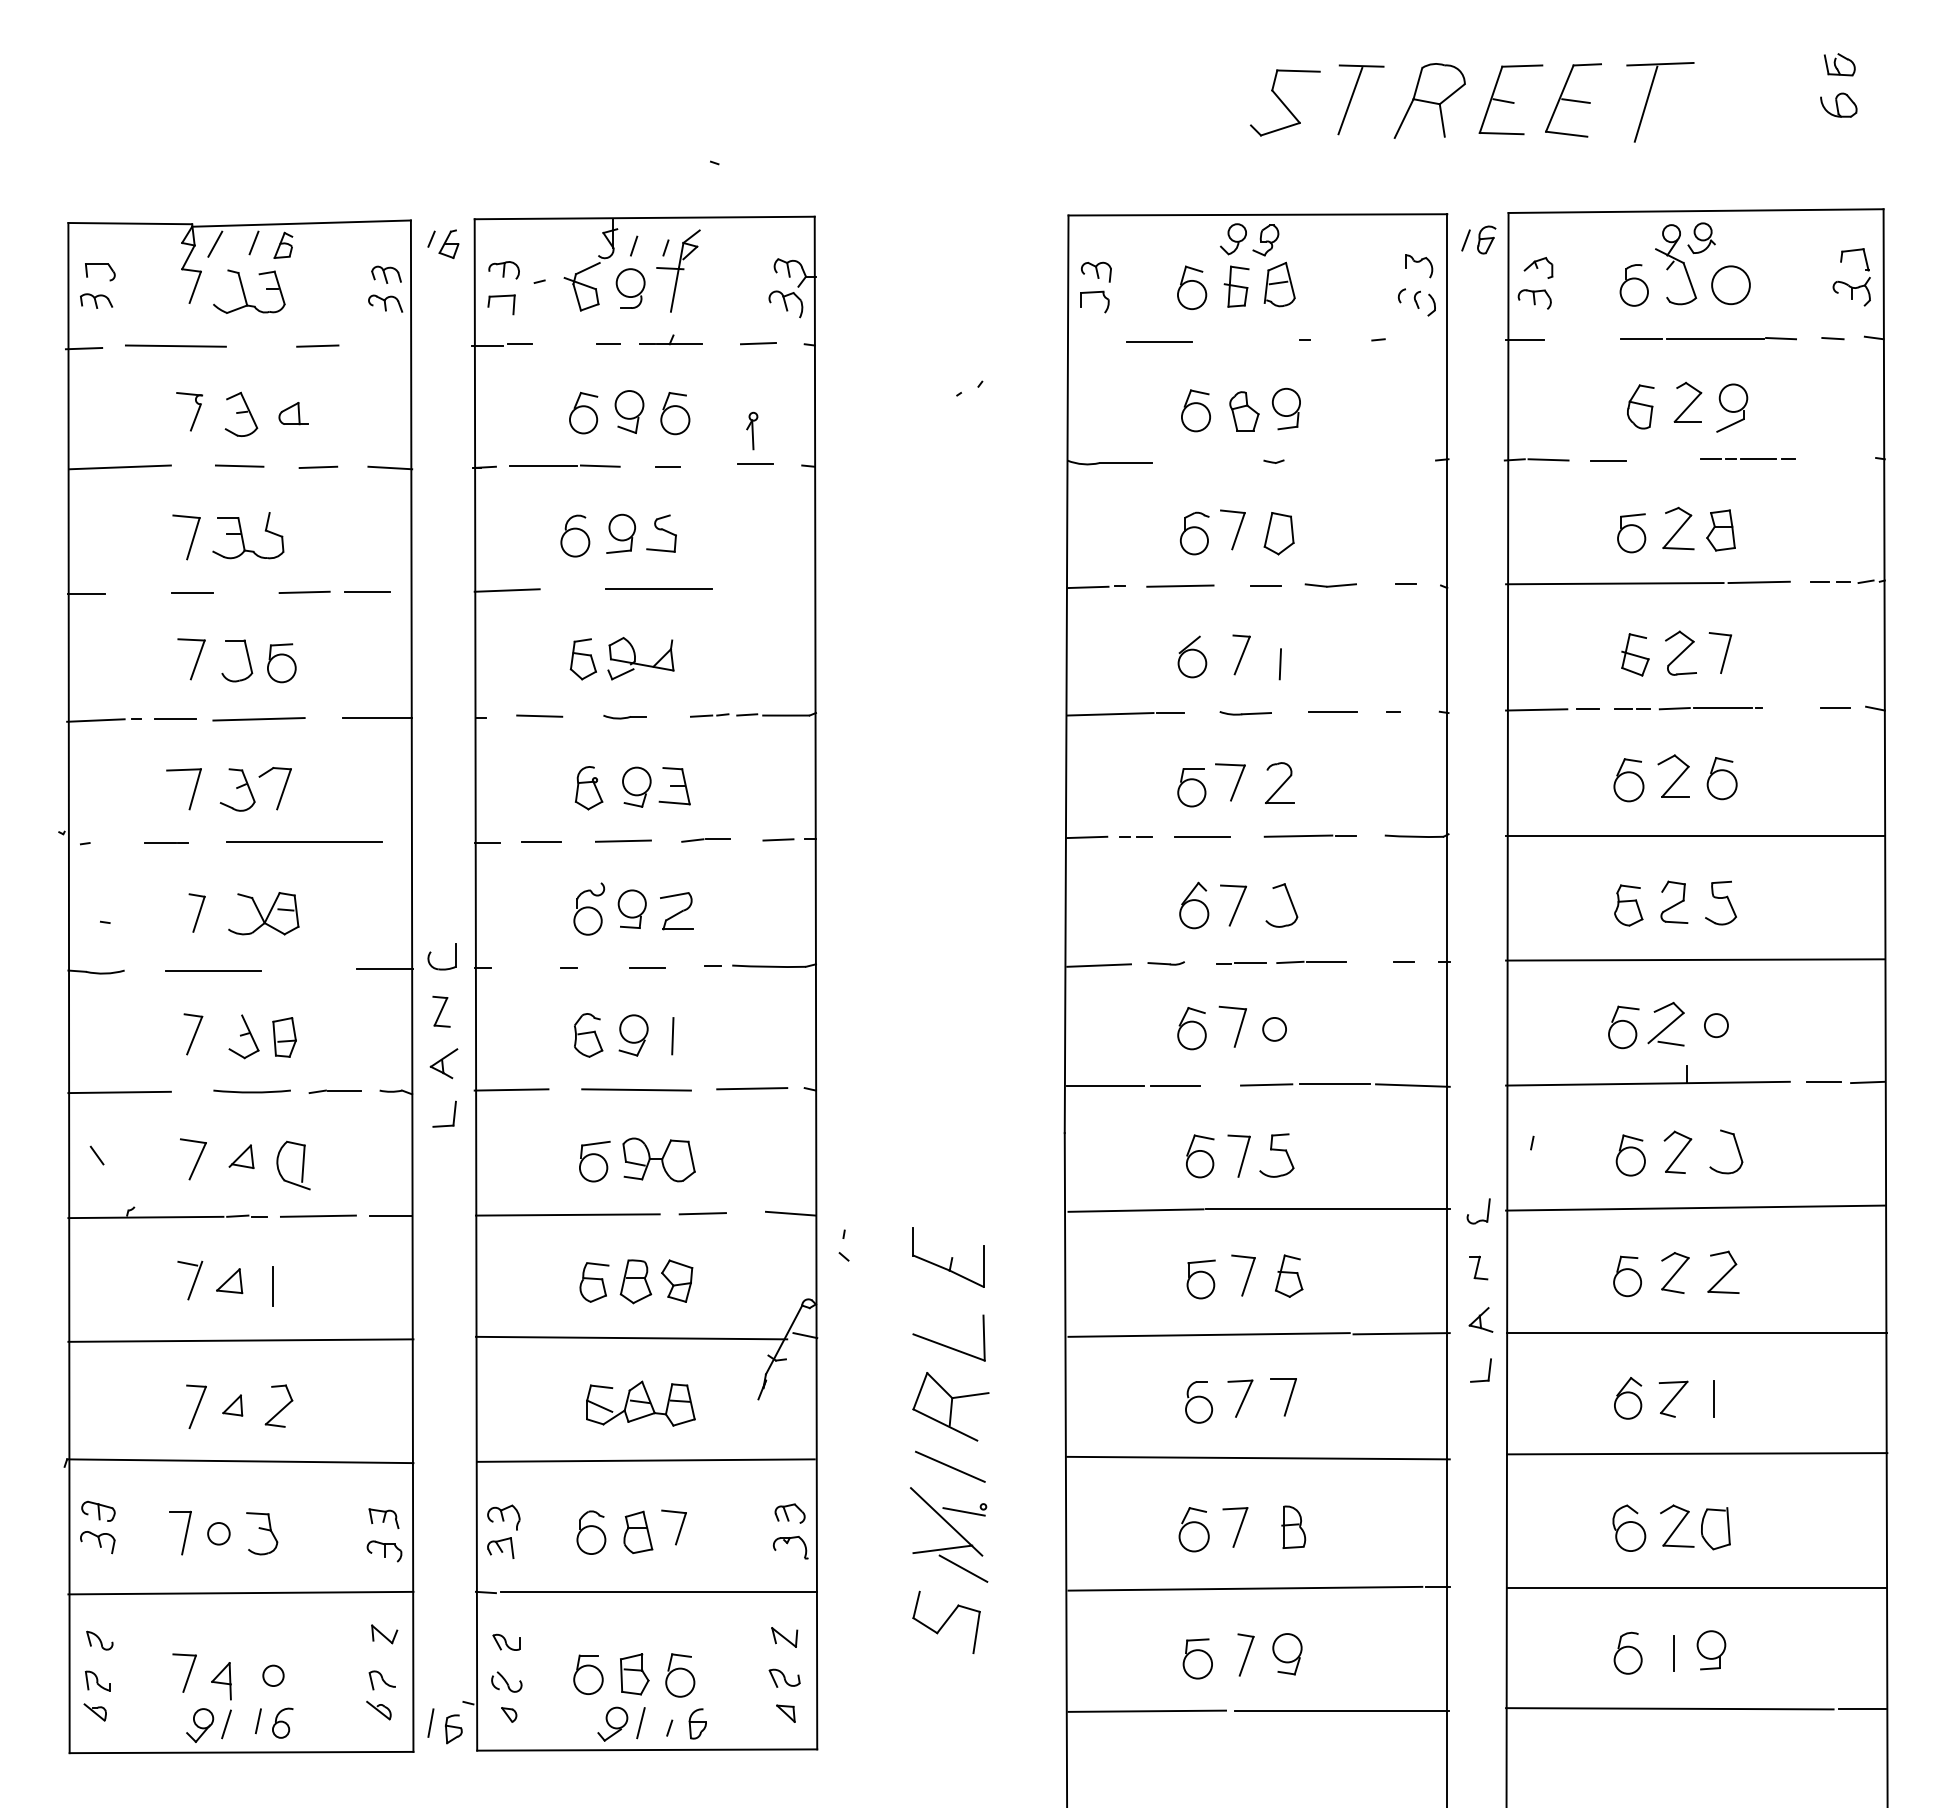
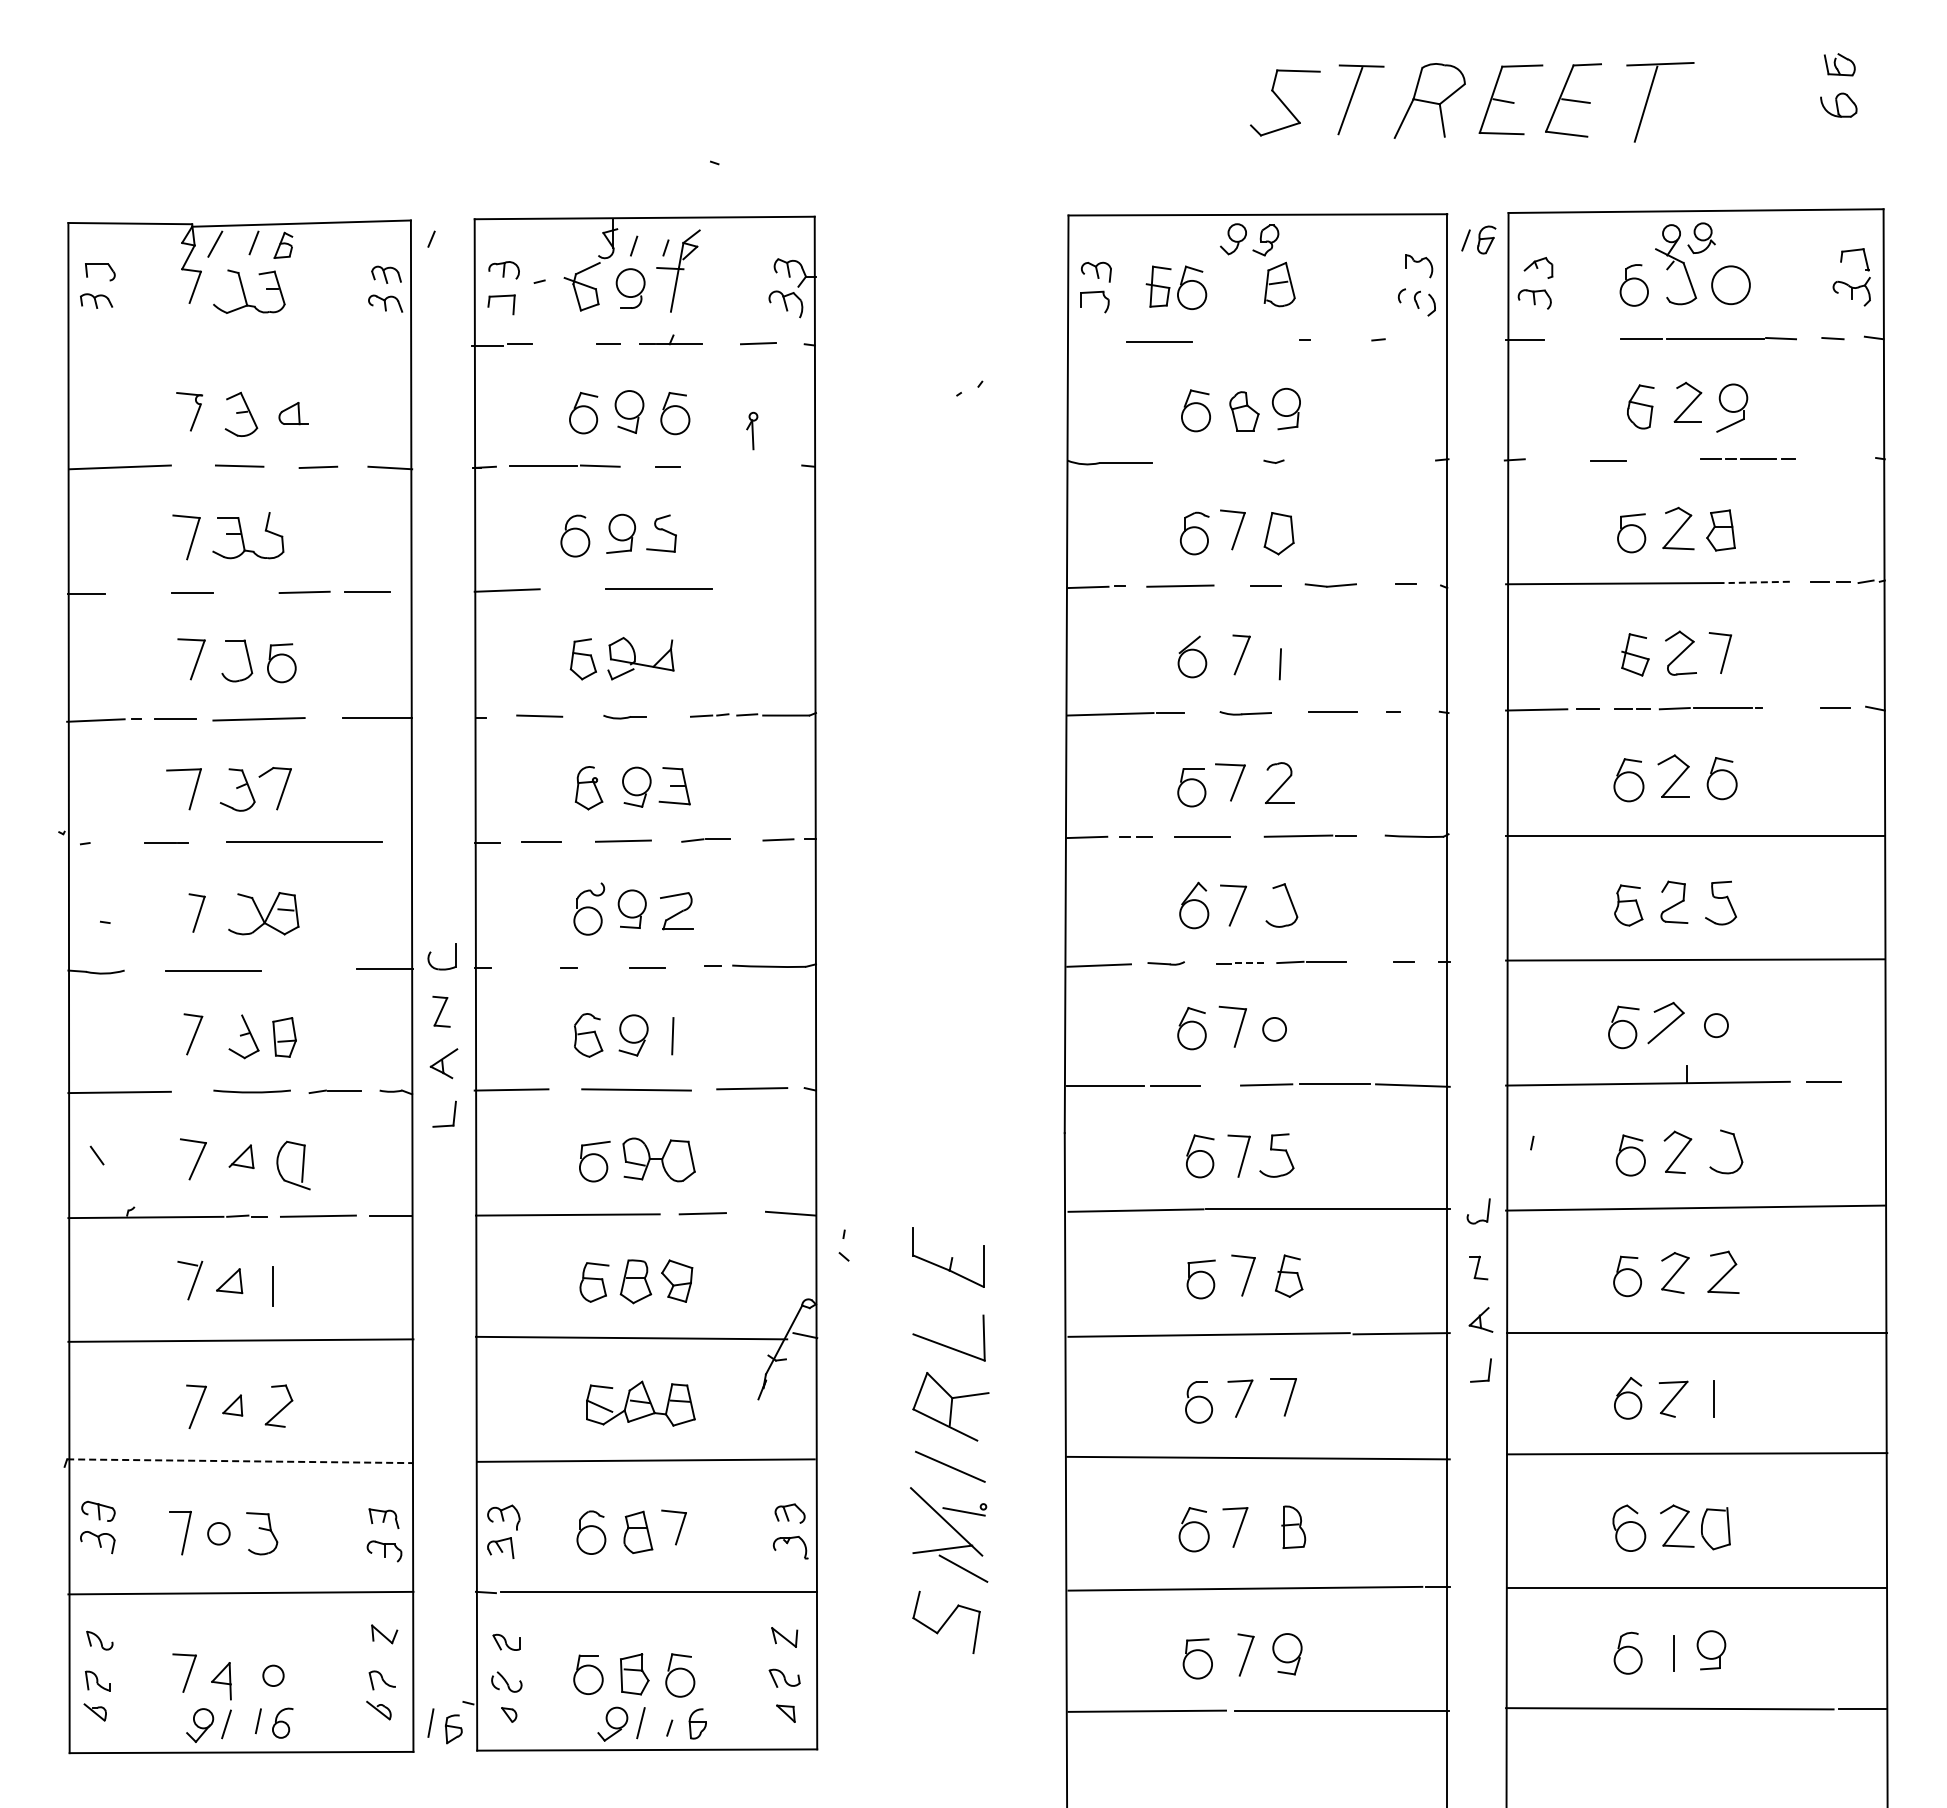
part: present -> none (448, 244)
part position: (1236, 286) -> (1158, 286) (1158, 286)
line: present -> none (175, 345)
line: present -> none (317, 345)
line: present -> none (83, 348)
line: present -> none (1548, 459)
line: present -> none (755, 464)
line: solid -> dashed (1759, 582)
line: solid -> dashed (1250, 963)
line: present -> none (1670, 1043)
line: present -> none (1867, 1082)
line: solid -> dashed (240, 1461)
